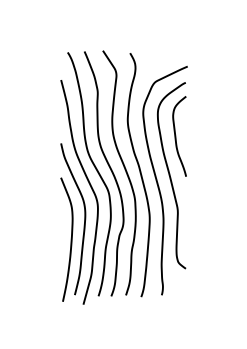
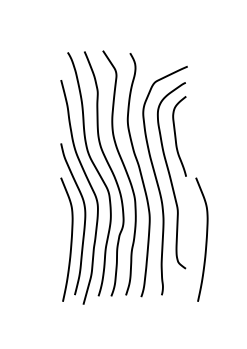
curve: none -> present (205, 239)
